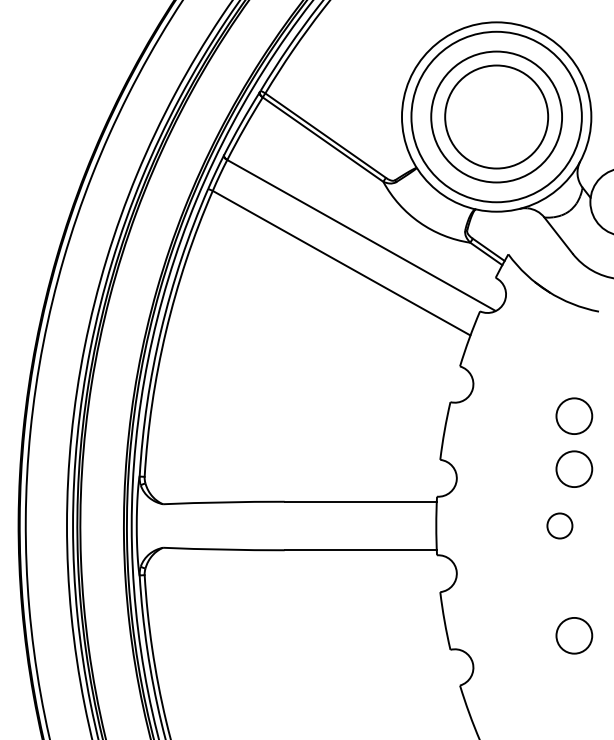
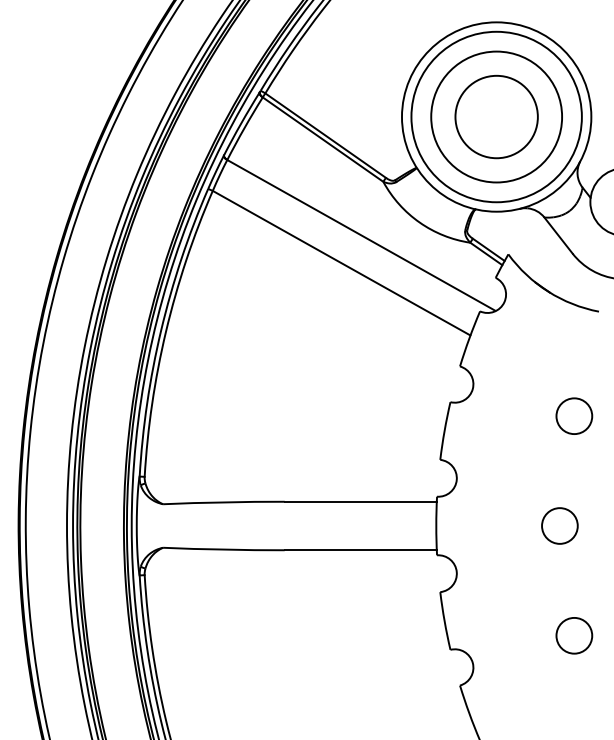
circle diameter: 103 px -> 82 px (496, 116)
circle: present -> none (574, 468)
circle size: 28x28 px -> 38x38 px (559, 525)
